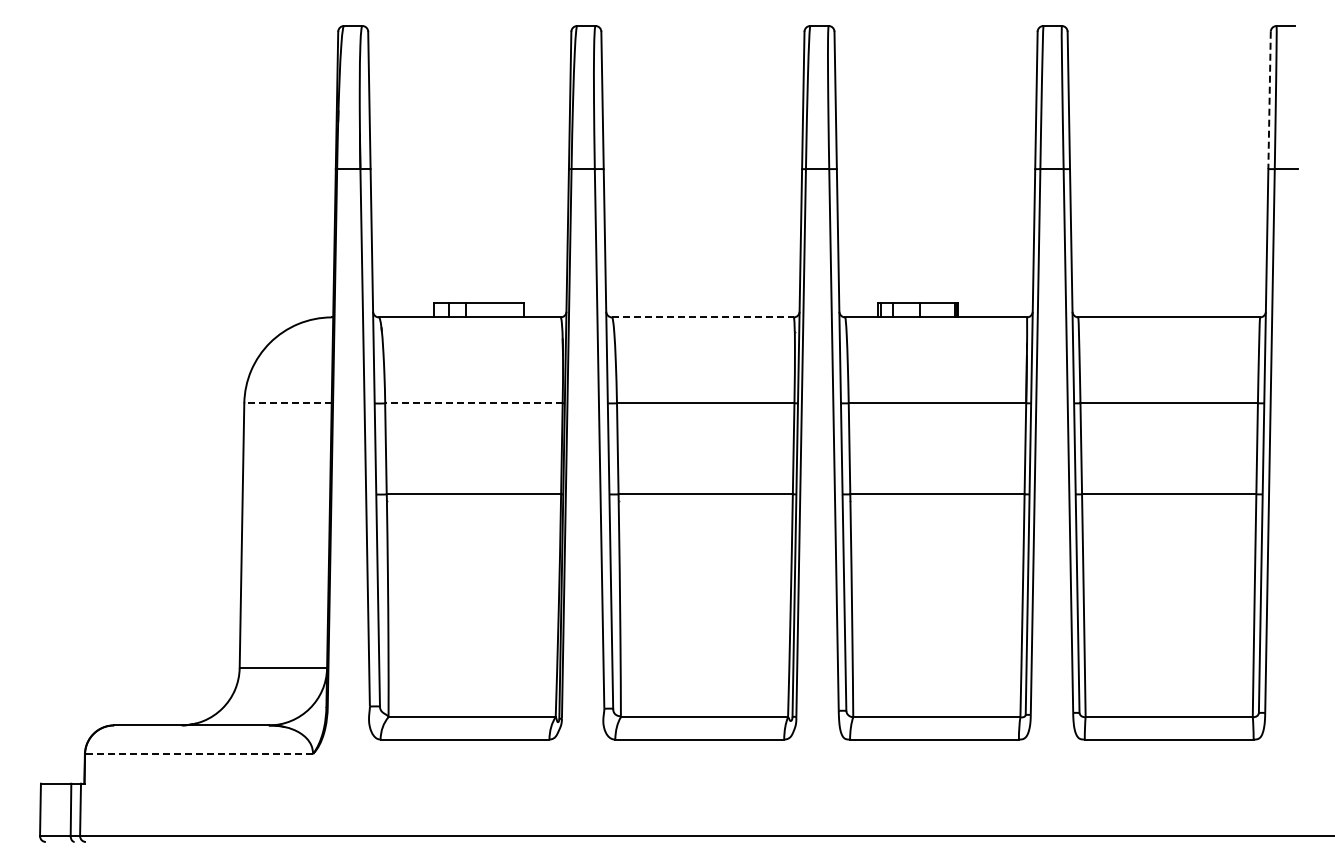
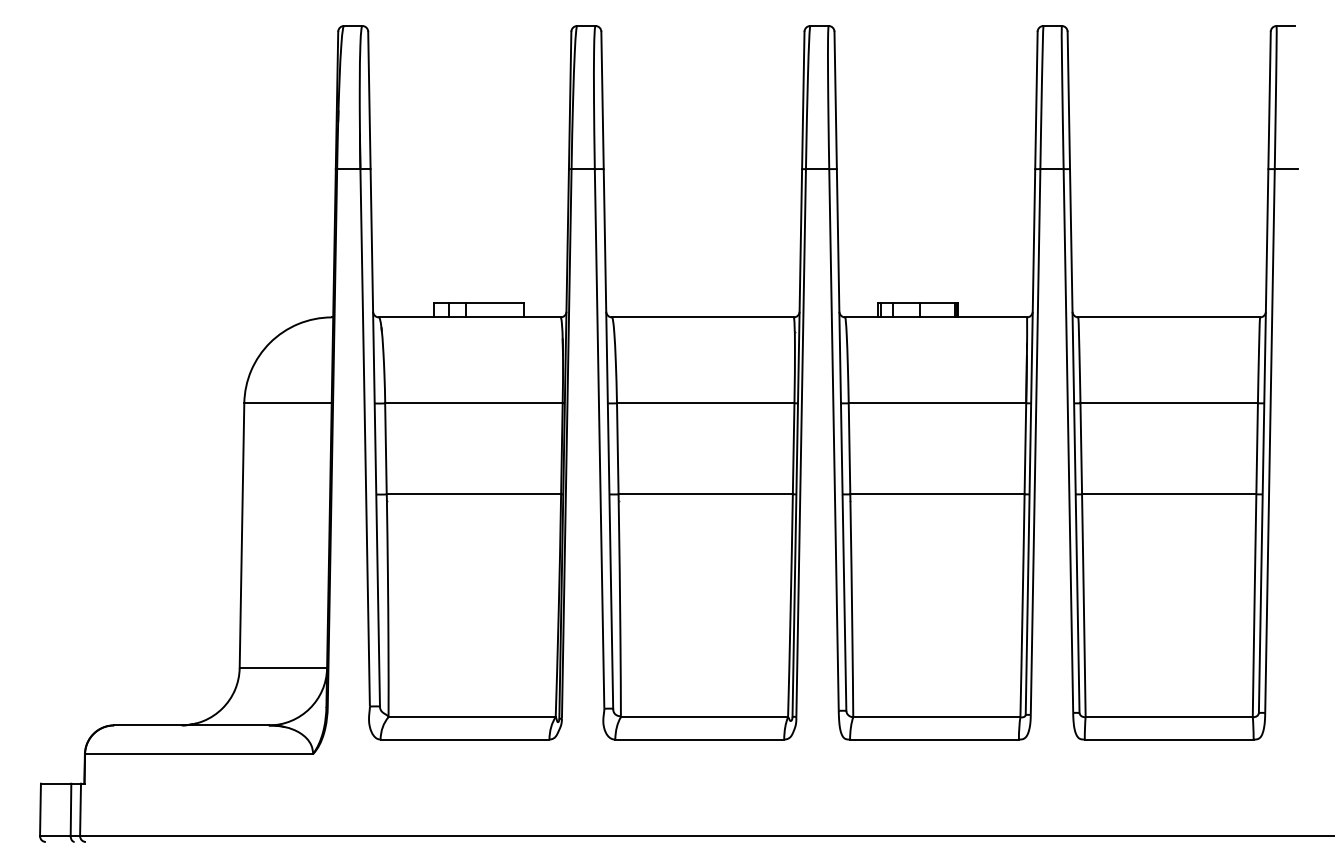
line: dashed -> solid (1269, 100)
line: dashed -> solid (702, 317)
line: dashed -> solid (288, 403)
line: dashed -> solid (473, 403)
line: dashed -> solid (199, 754)
